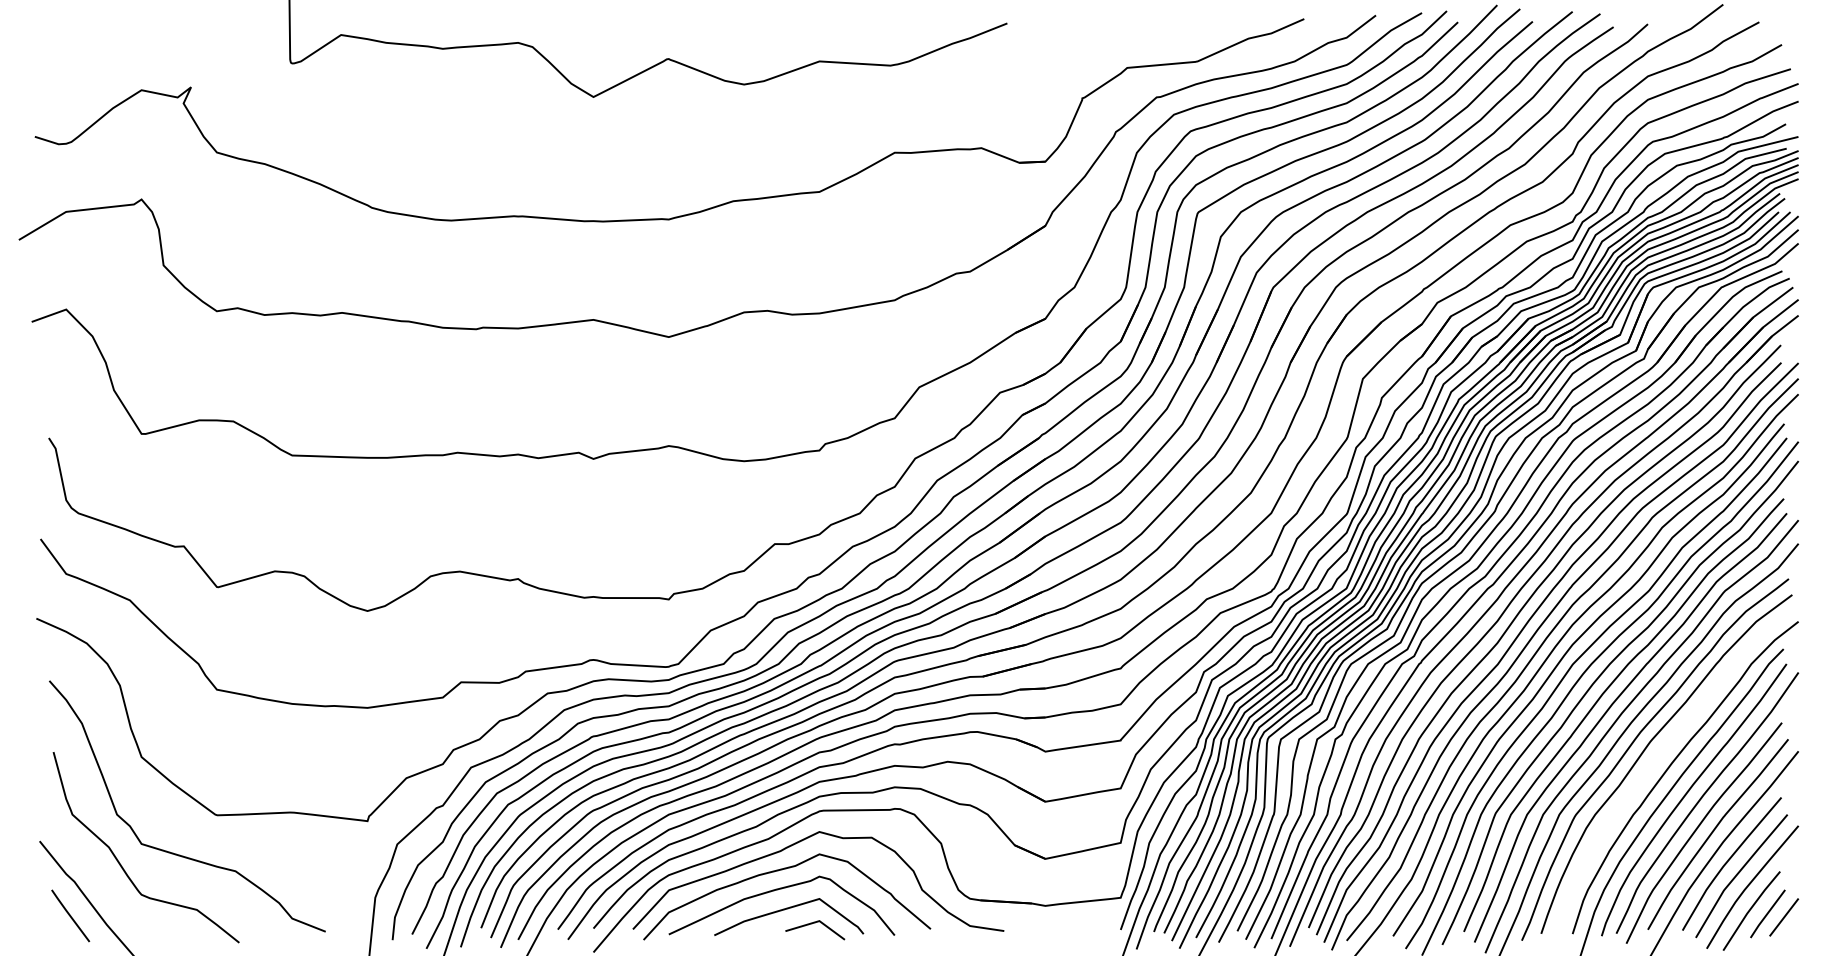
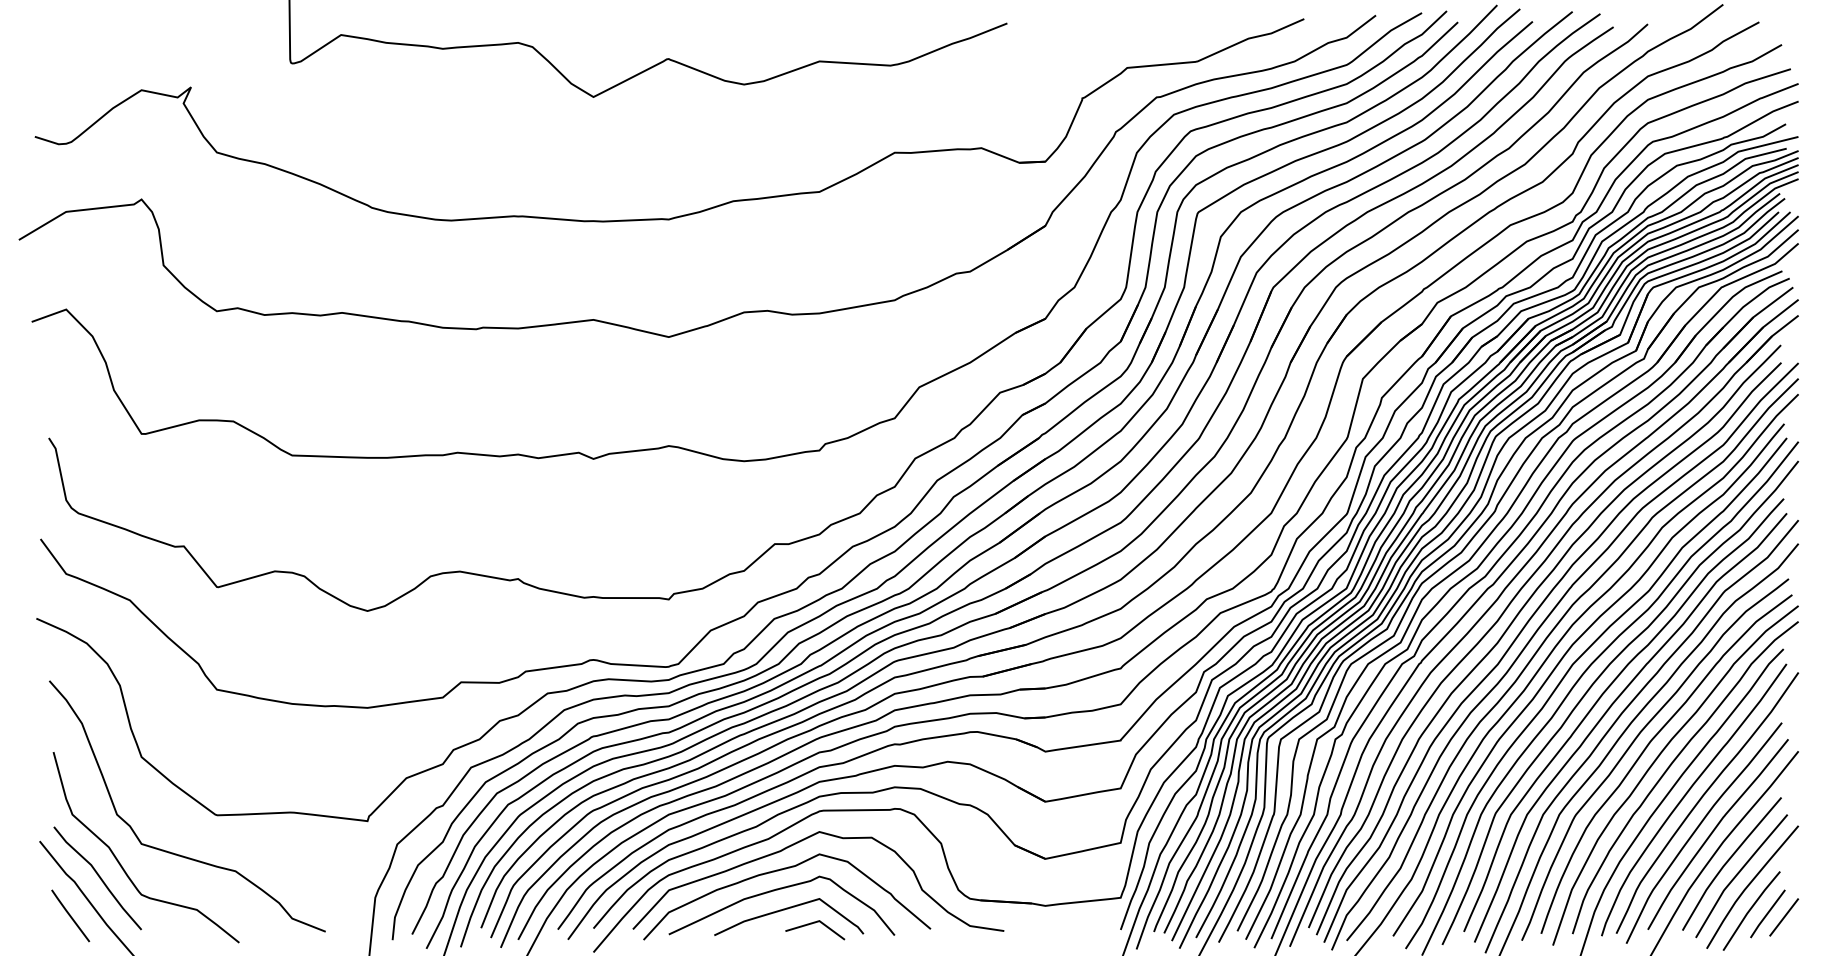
curve: none -> present (1657, 759)
curve: none -> present (98, 877)
